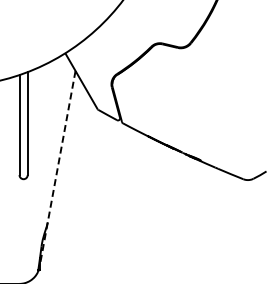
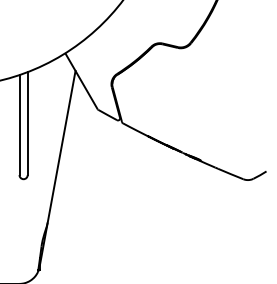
line: dashed -> solid (57, 168)
